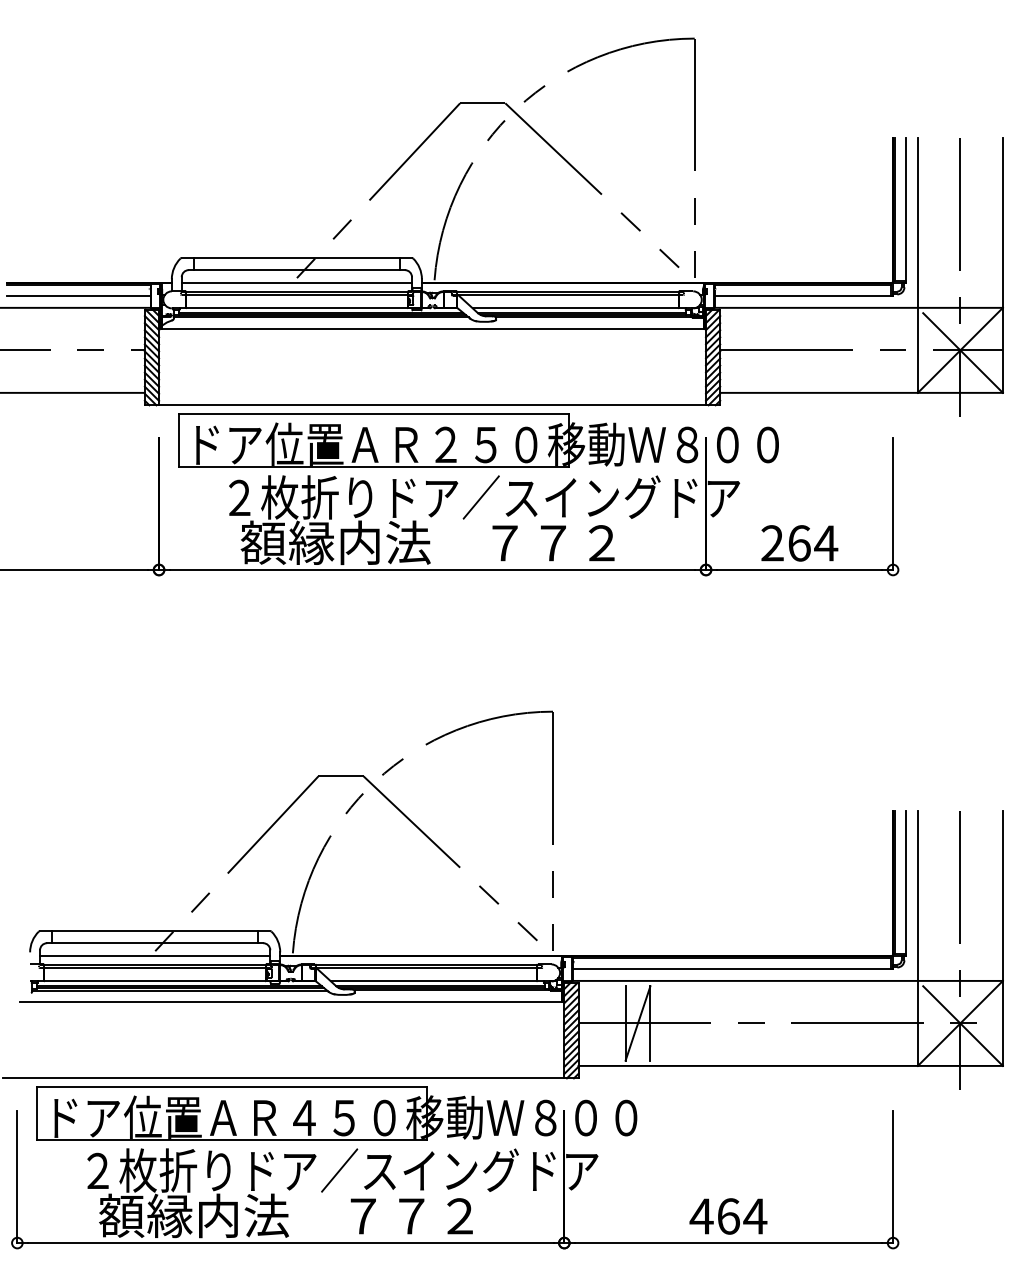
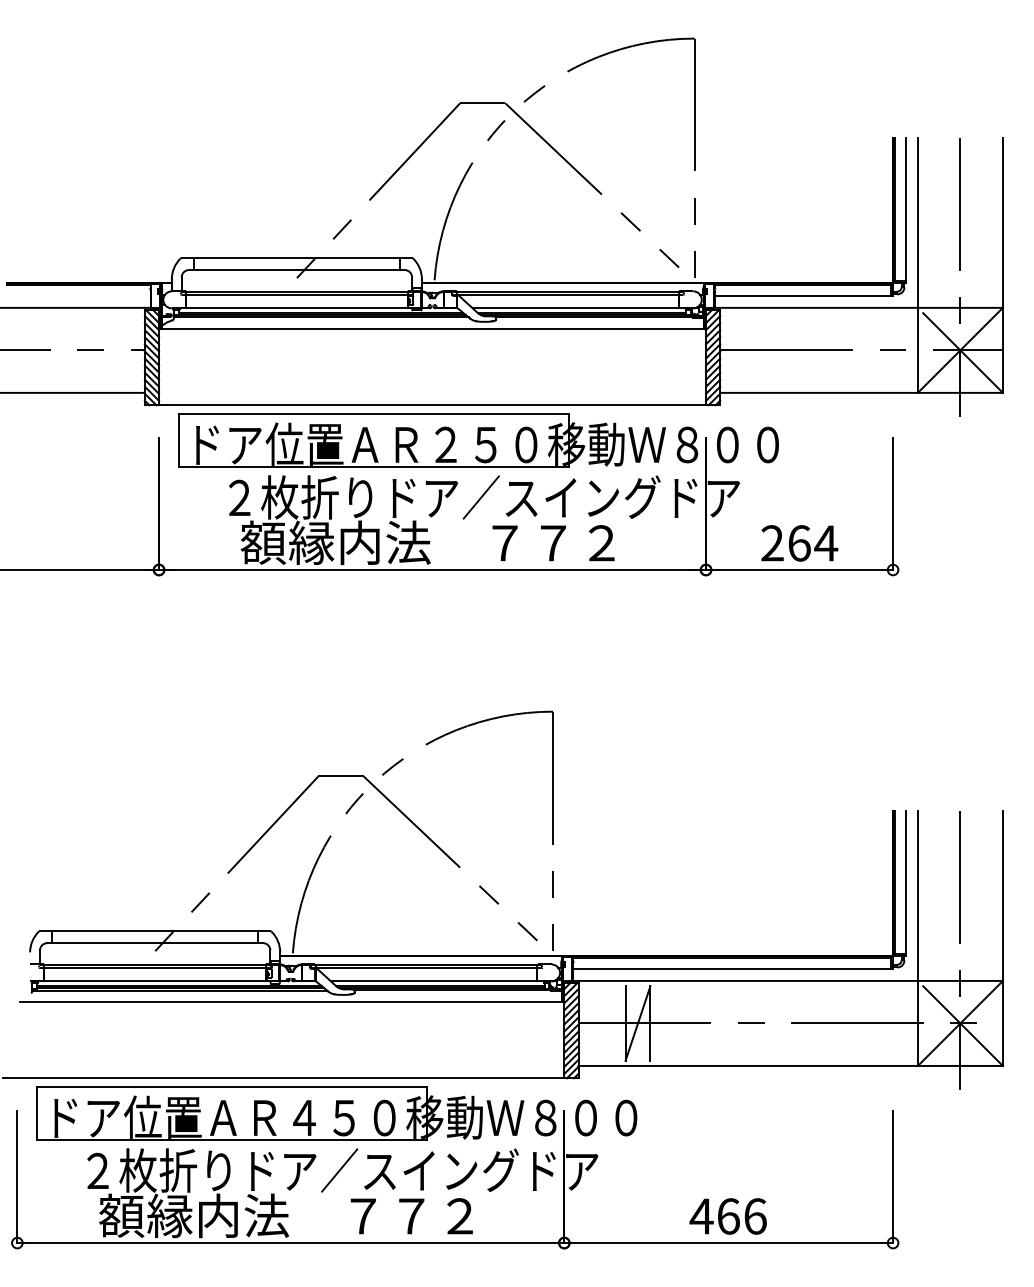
line: present -> none (296, 283)
line: present -> none (78, 295)
line: present -> none (155, 956)
text: 464 -> 466 (755, 1216)
